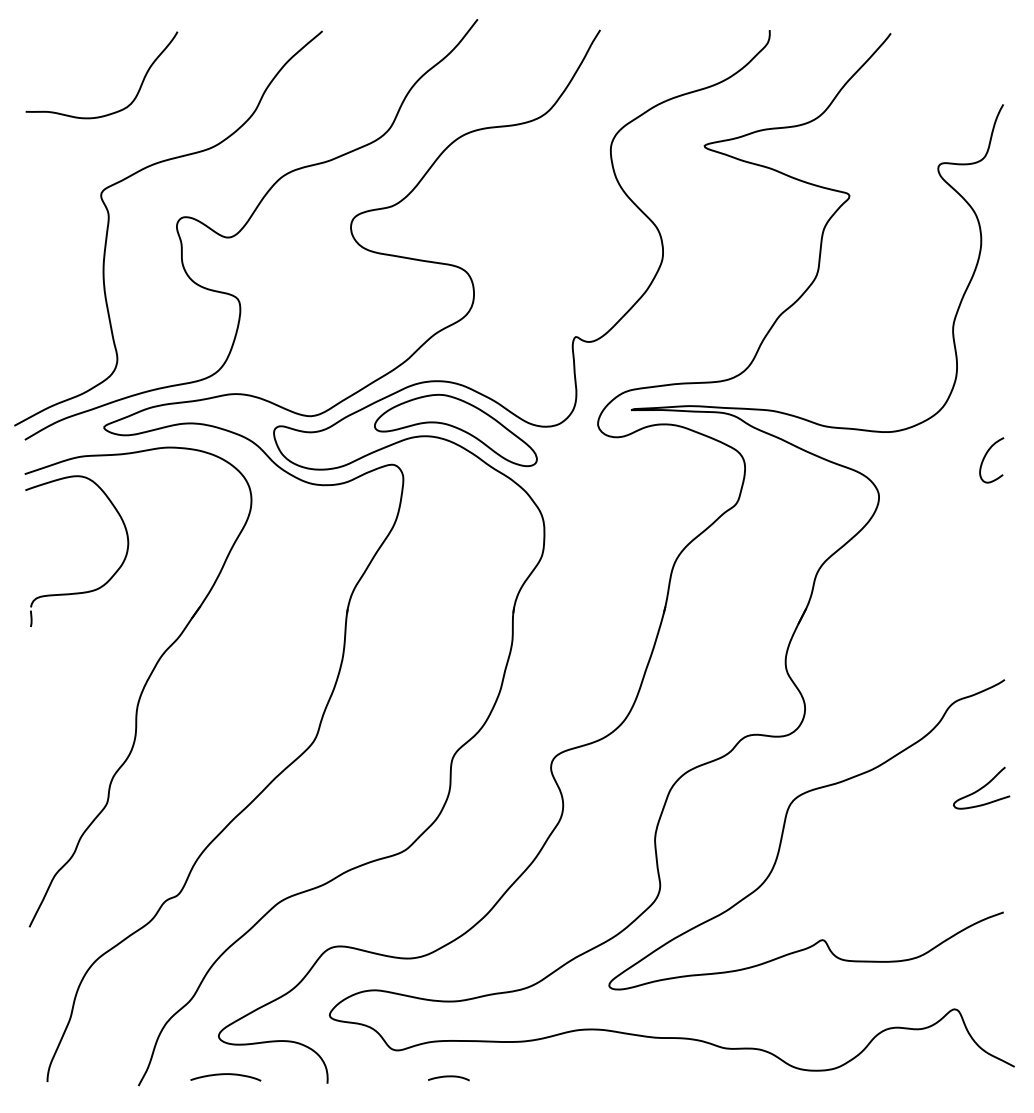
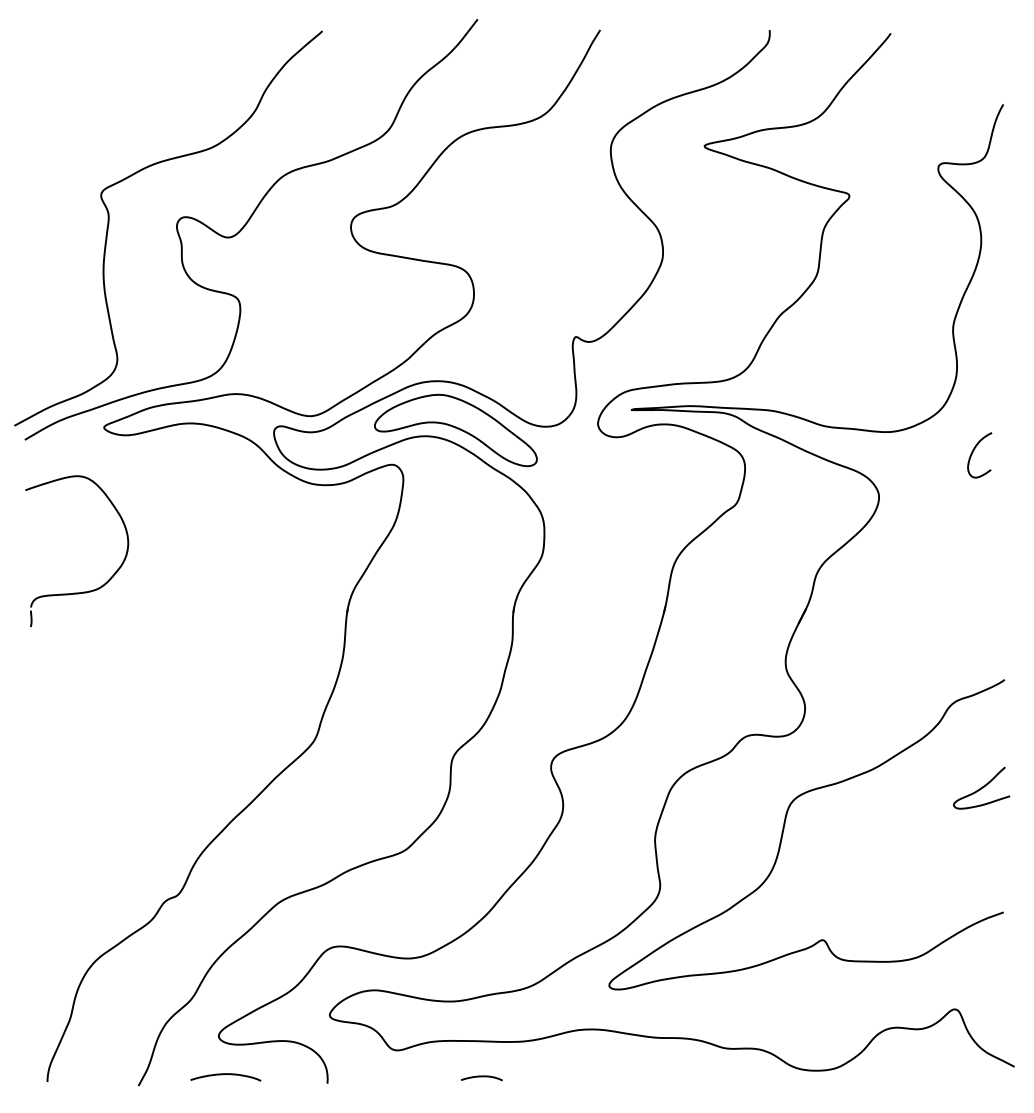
curve: present -> none (117, 110)
curve position: (985, 457) -> (973, 452) (973, 452)
part: present -> none (138, 686)
curve position: (448, 1077) -> (481, 1077) (481, 1077)
